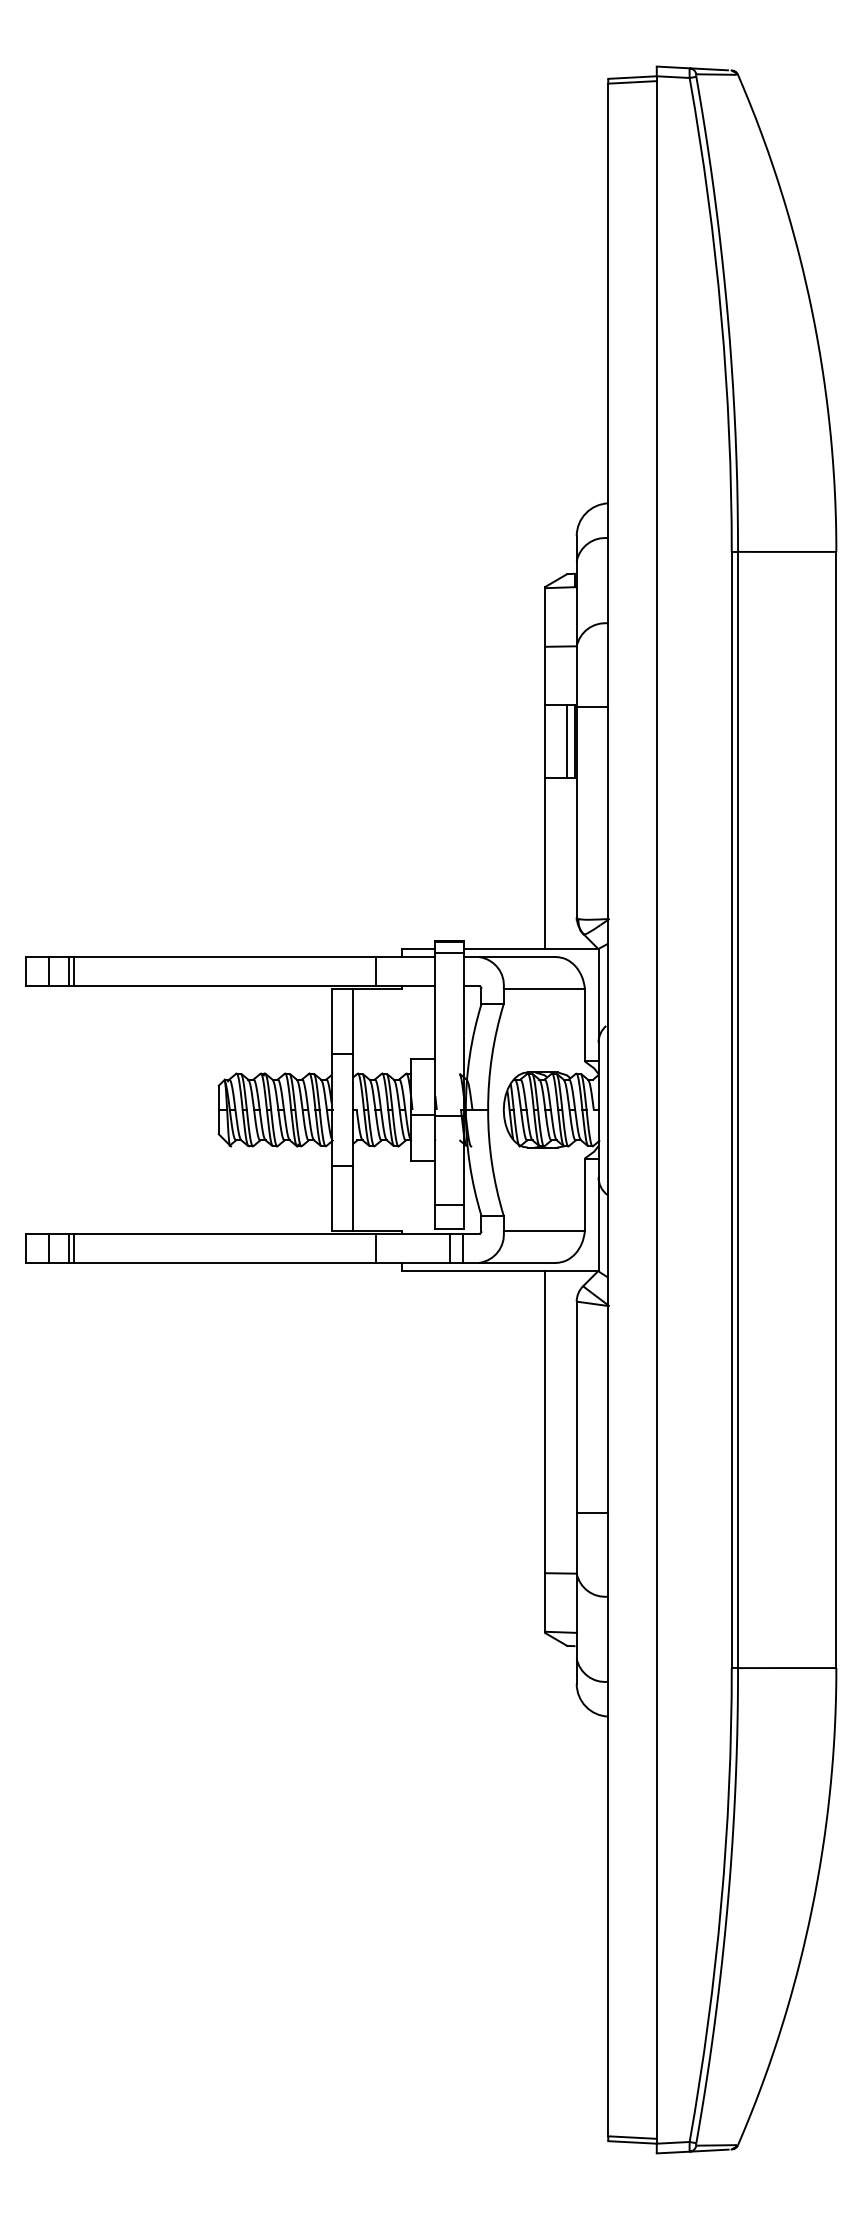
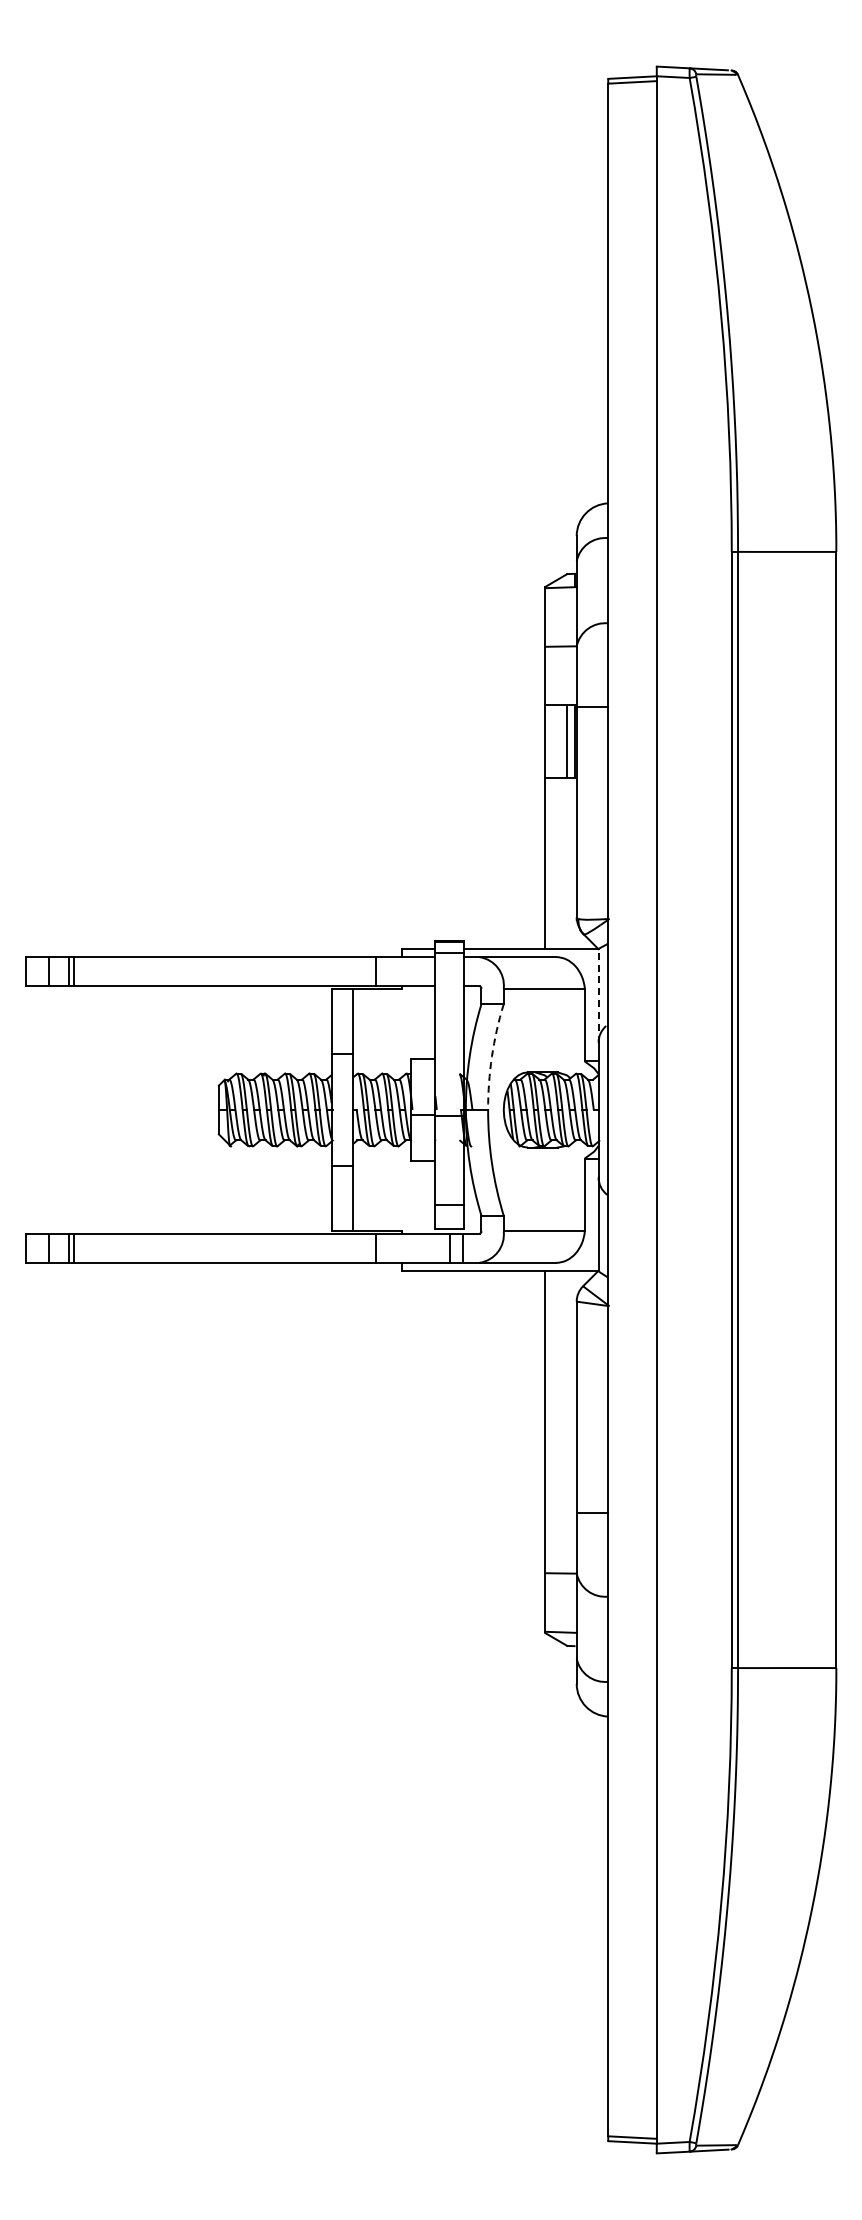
line: solid -> dashed (598, 995)
arc: solid -> dashed (491, 1056)
